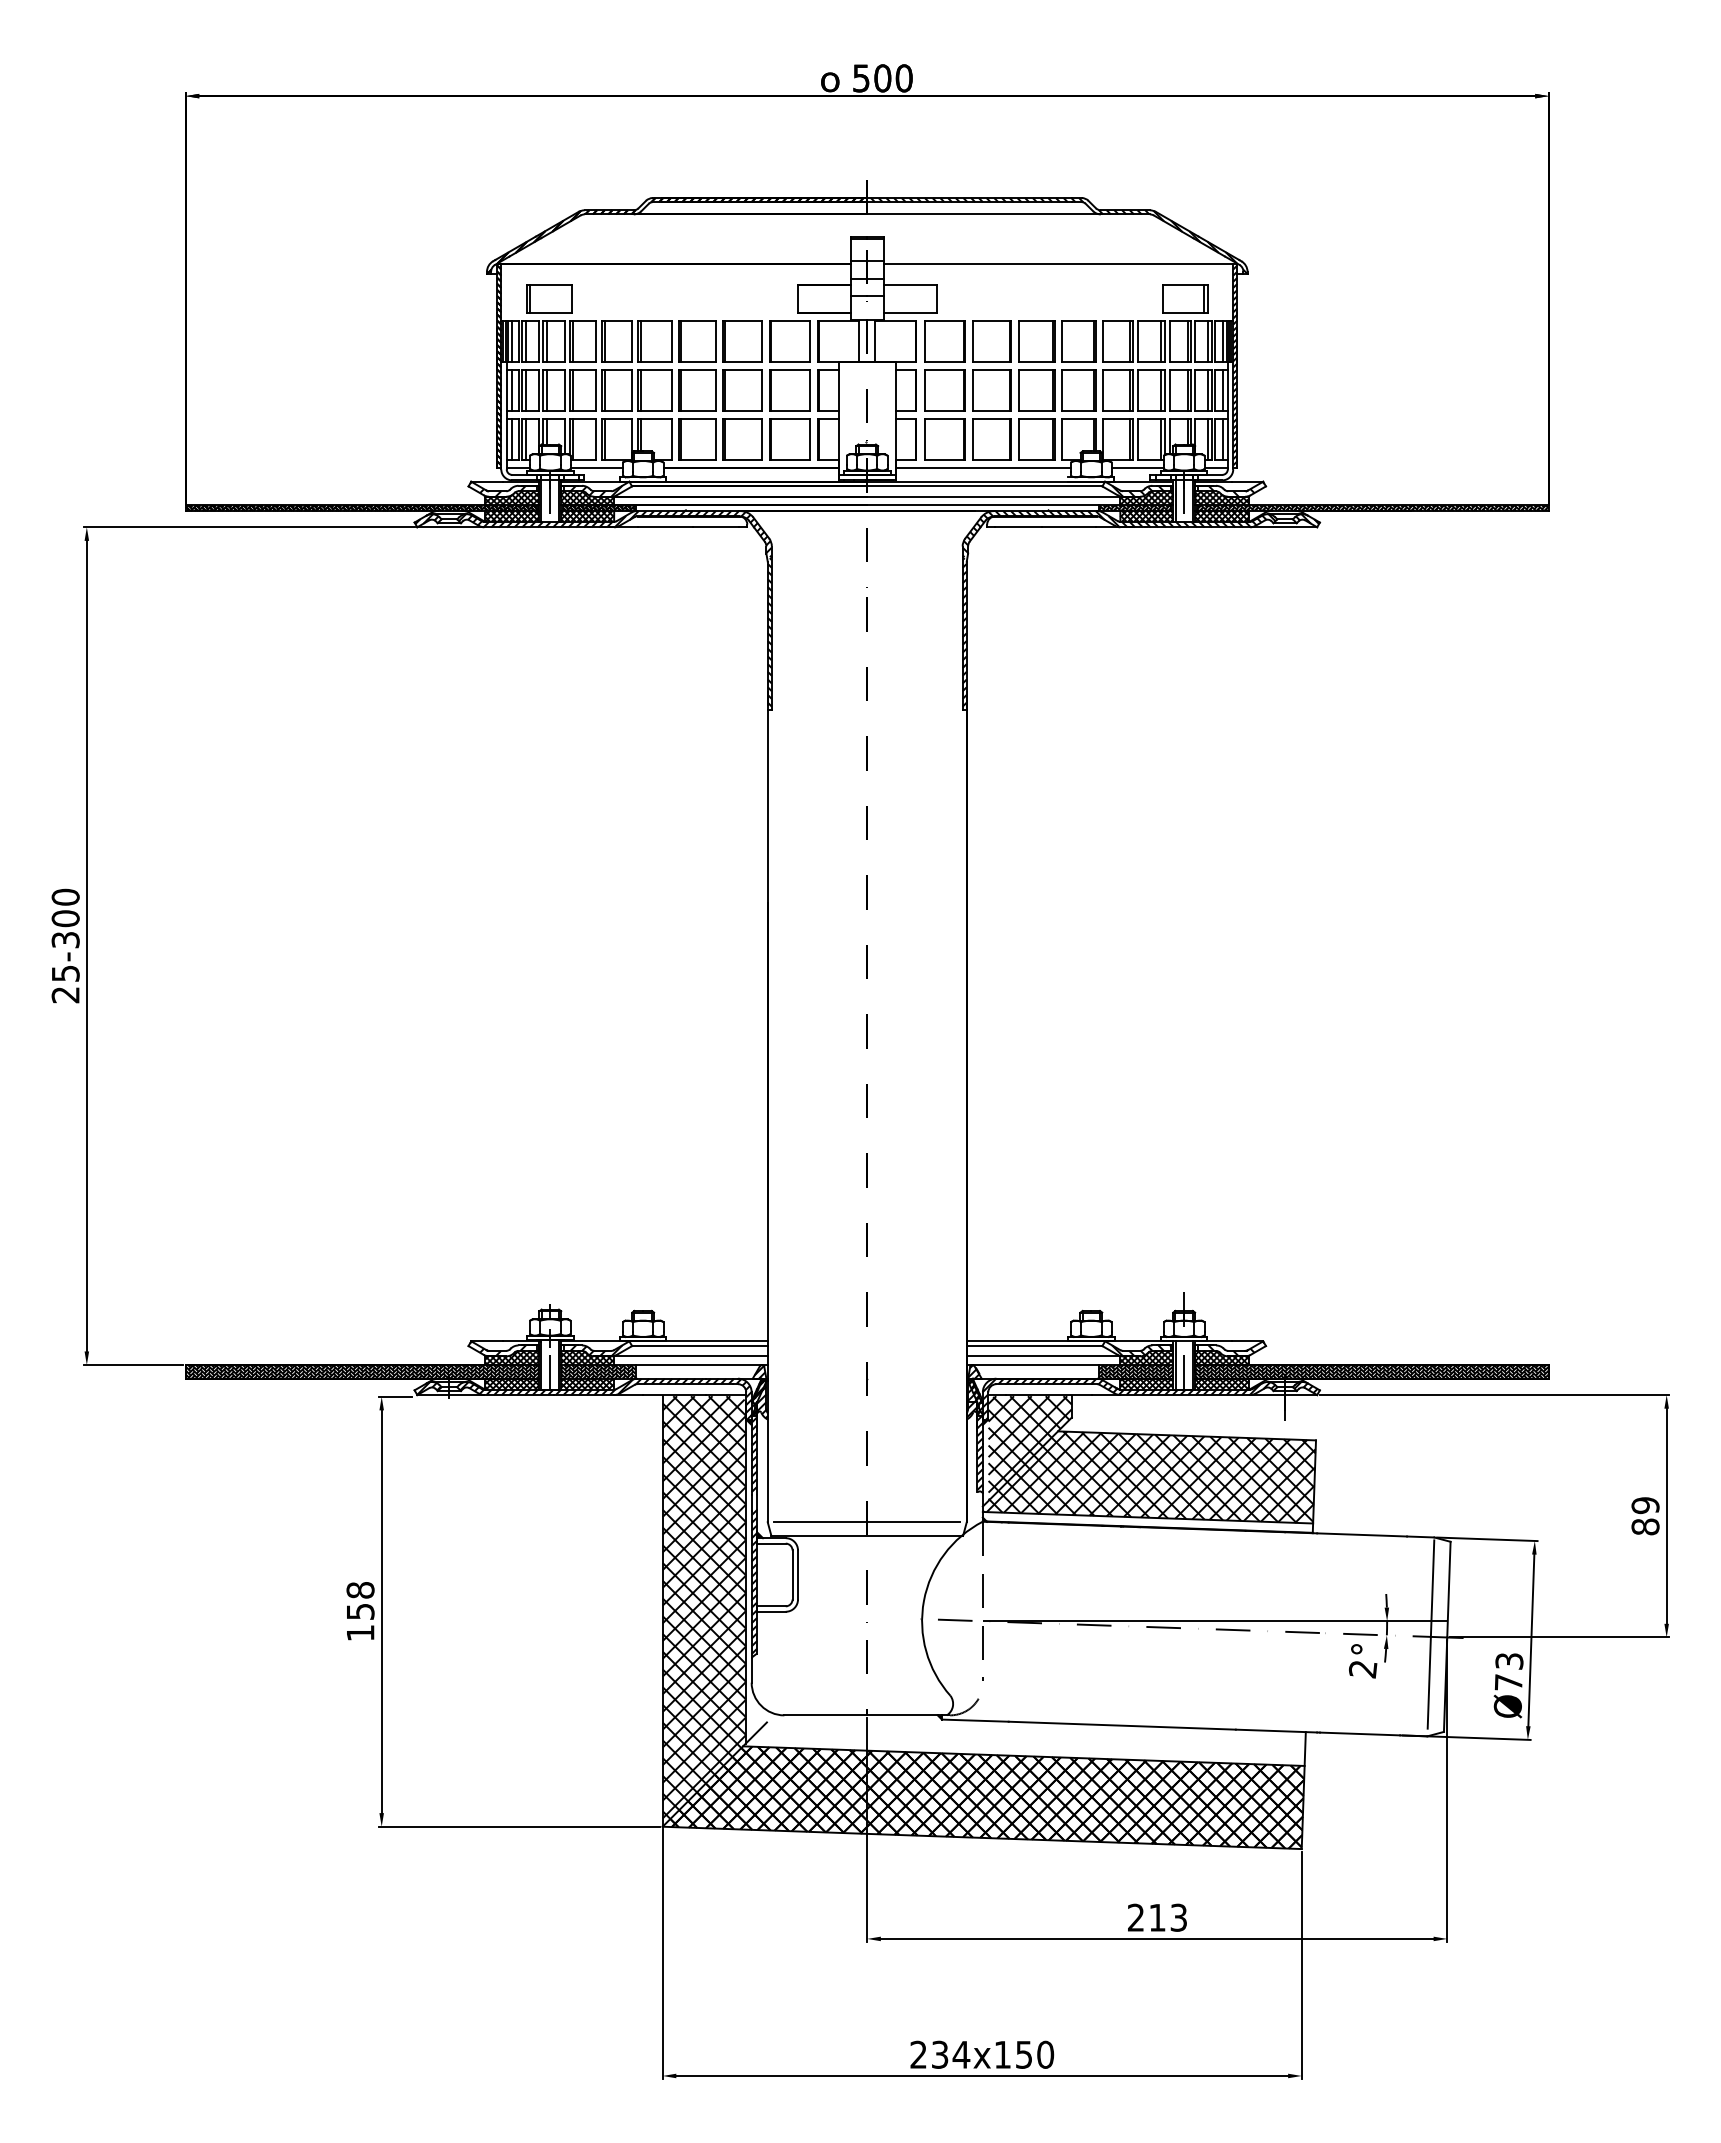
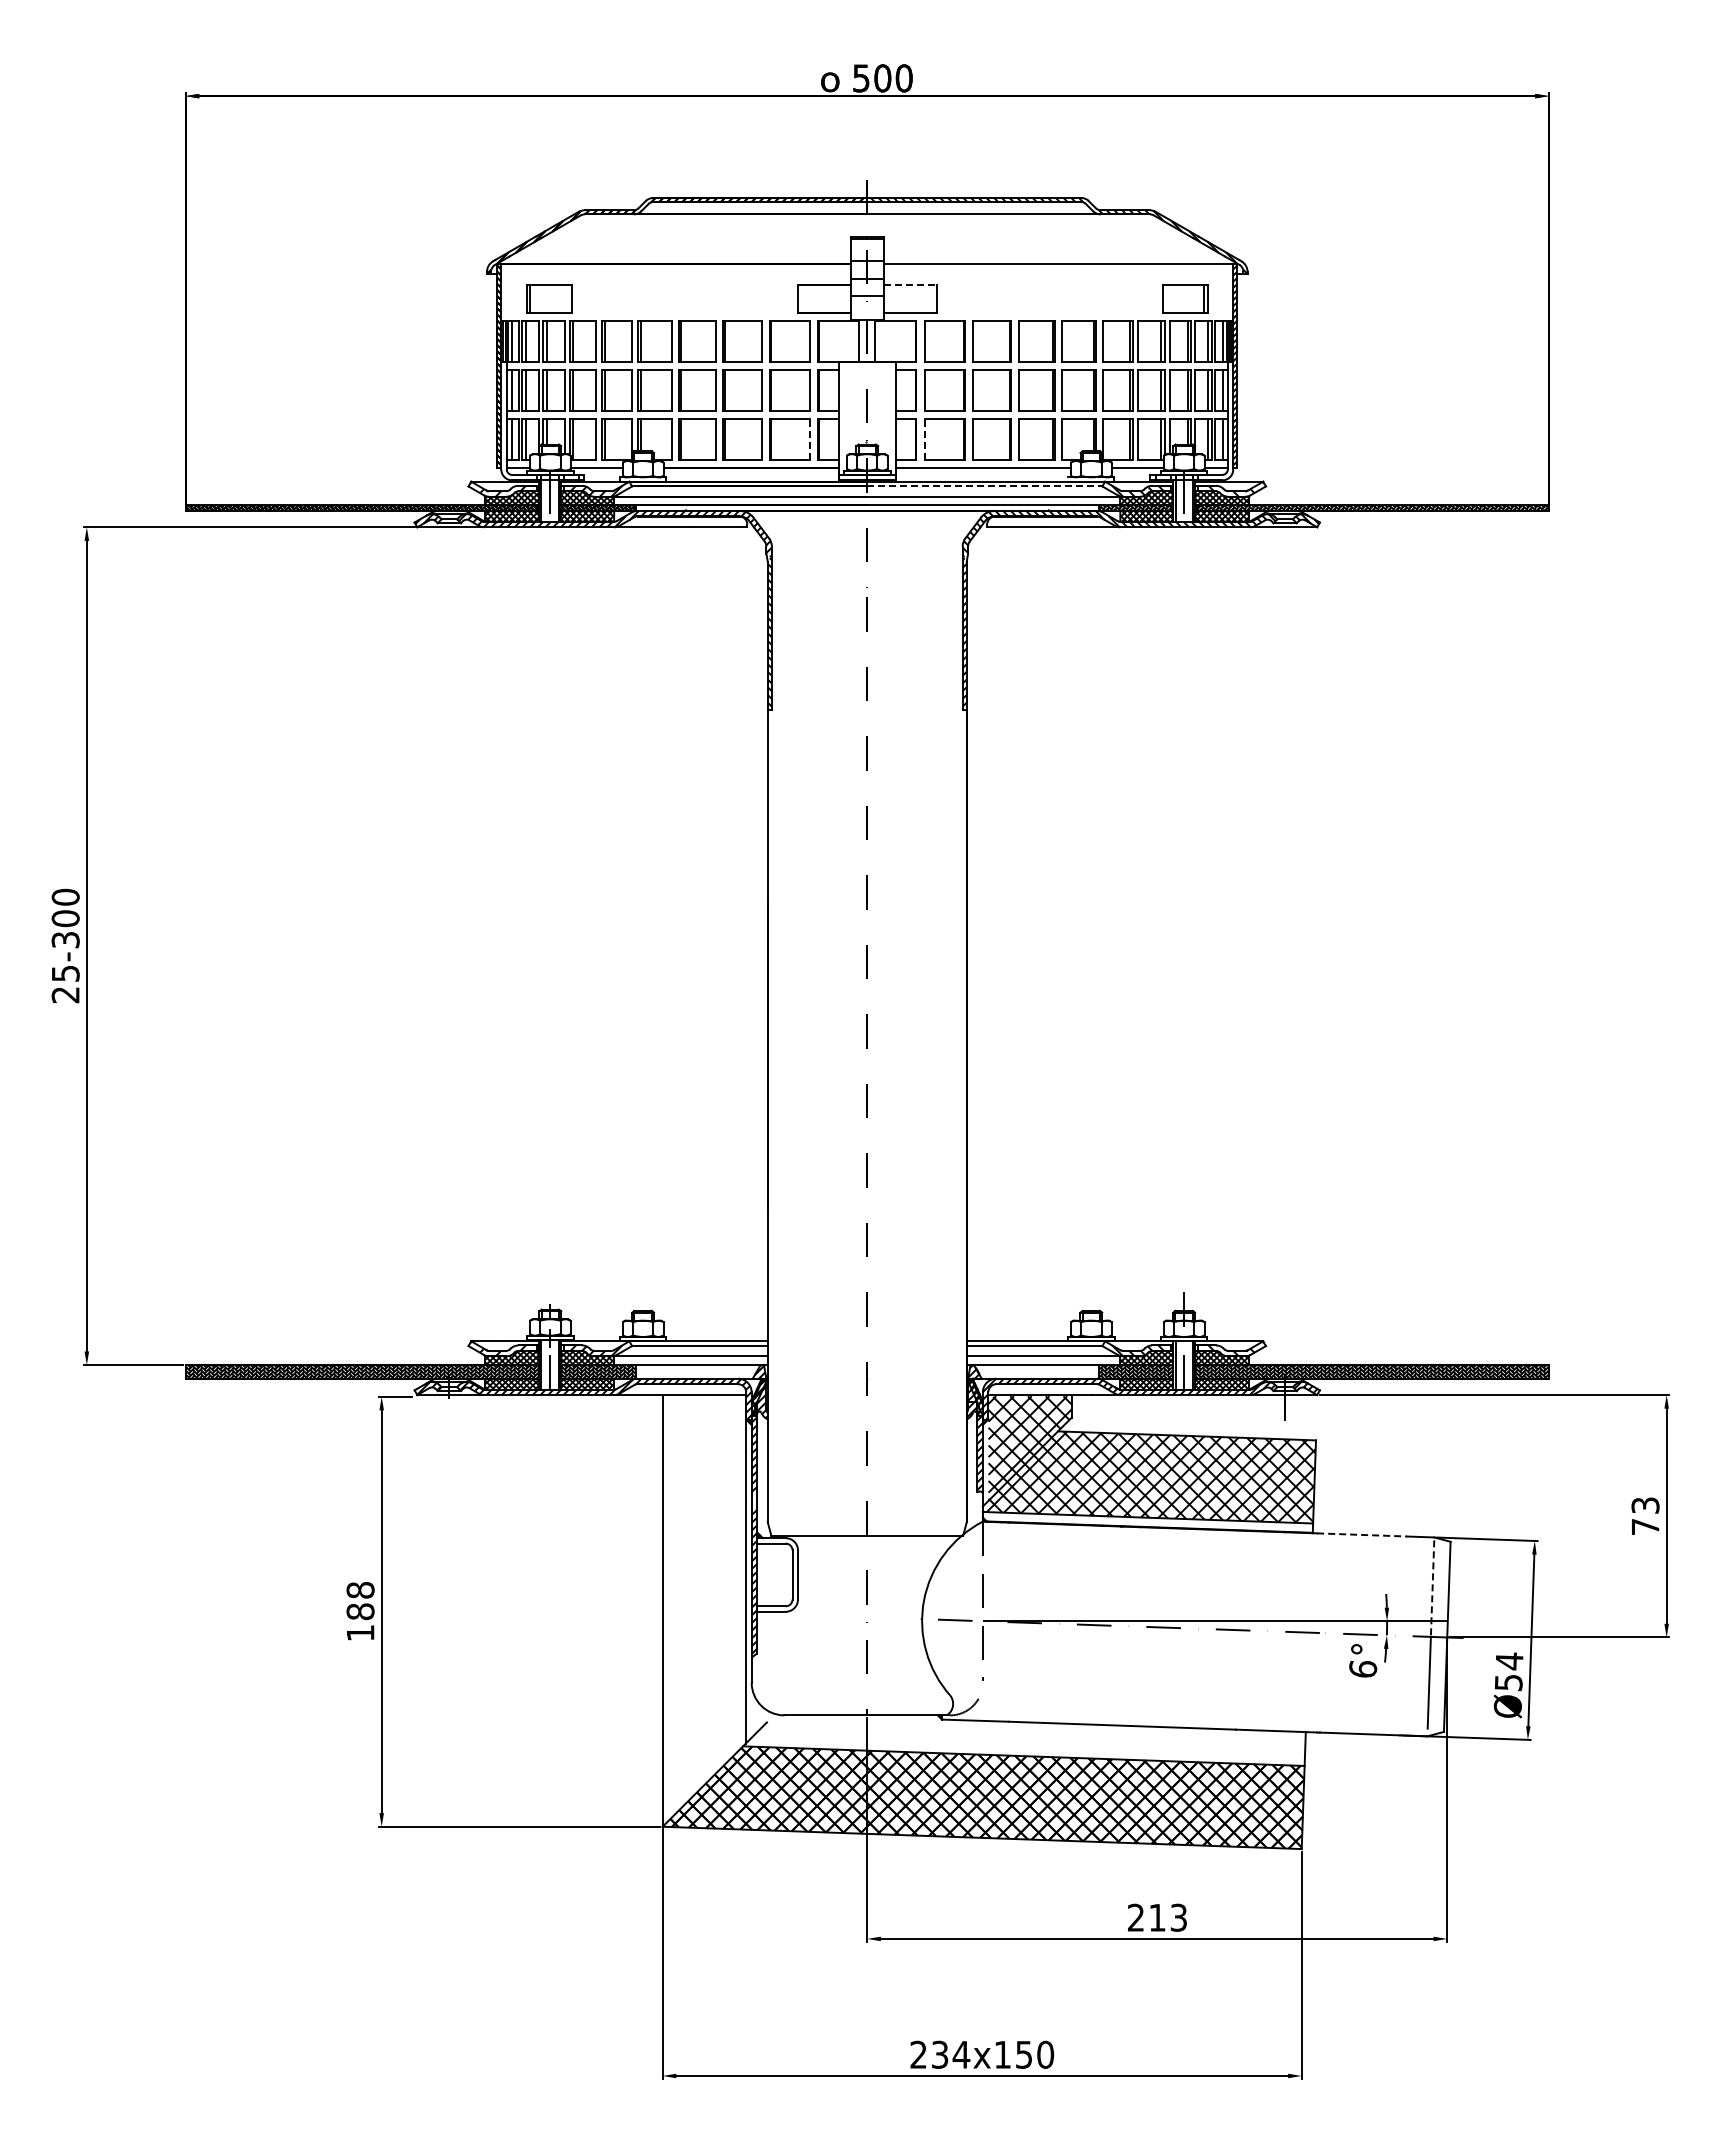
line: solid -> dashed (910, 285)
line: solid -> dashed (809, 438)
line: solid -> dashed (924, 438)
line: solid -> dashed (984, 486)
text: 89 -> 73 (1645, 1516)
line: present -> none (866, 1522)
line: solid -> dashed (1362, 1534)
line: solid -> dashed (1432, 1589)
hatch: present -> none (703, 1607)
text: 158 -> 188 (360, 1611)
text: 2° -> 6° (1363, 1669)
text: Ø73 -> Ø54 (1508, 1671)
